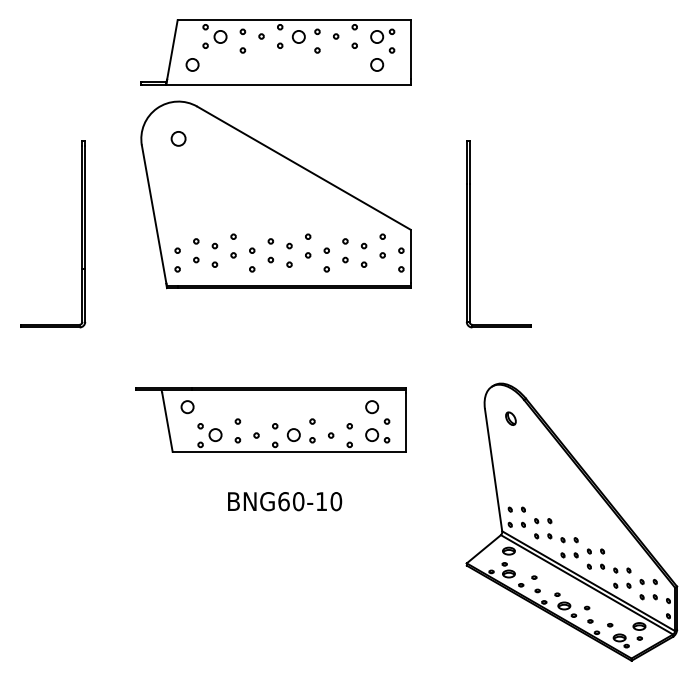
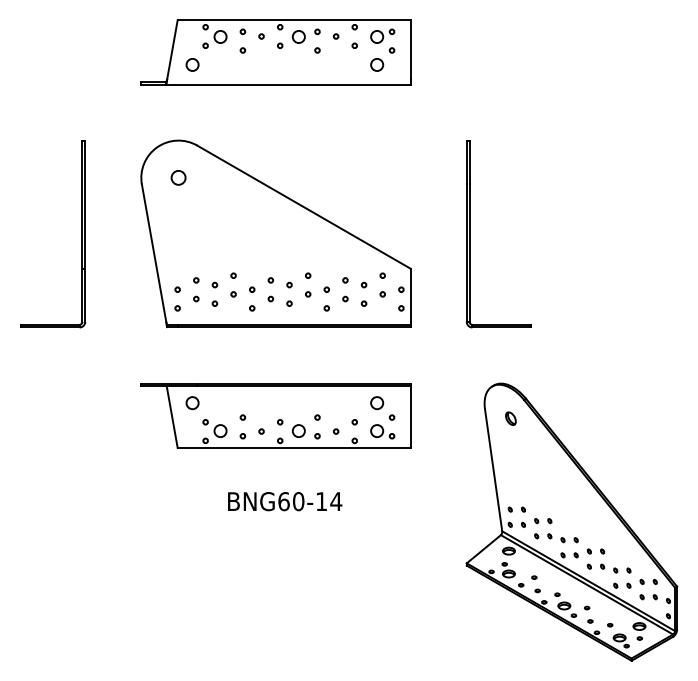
part position: (275, 194) -> (275, 233) (275, 233)
part position: (270, 419) -> (275, 415) (275, 415)
text: BNG60-10 -> BNG60-14 (336, 501)
